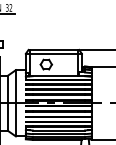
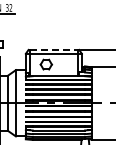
line: solid -> dashed (54, 49)
